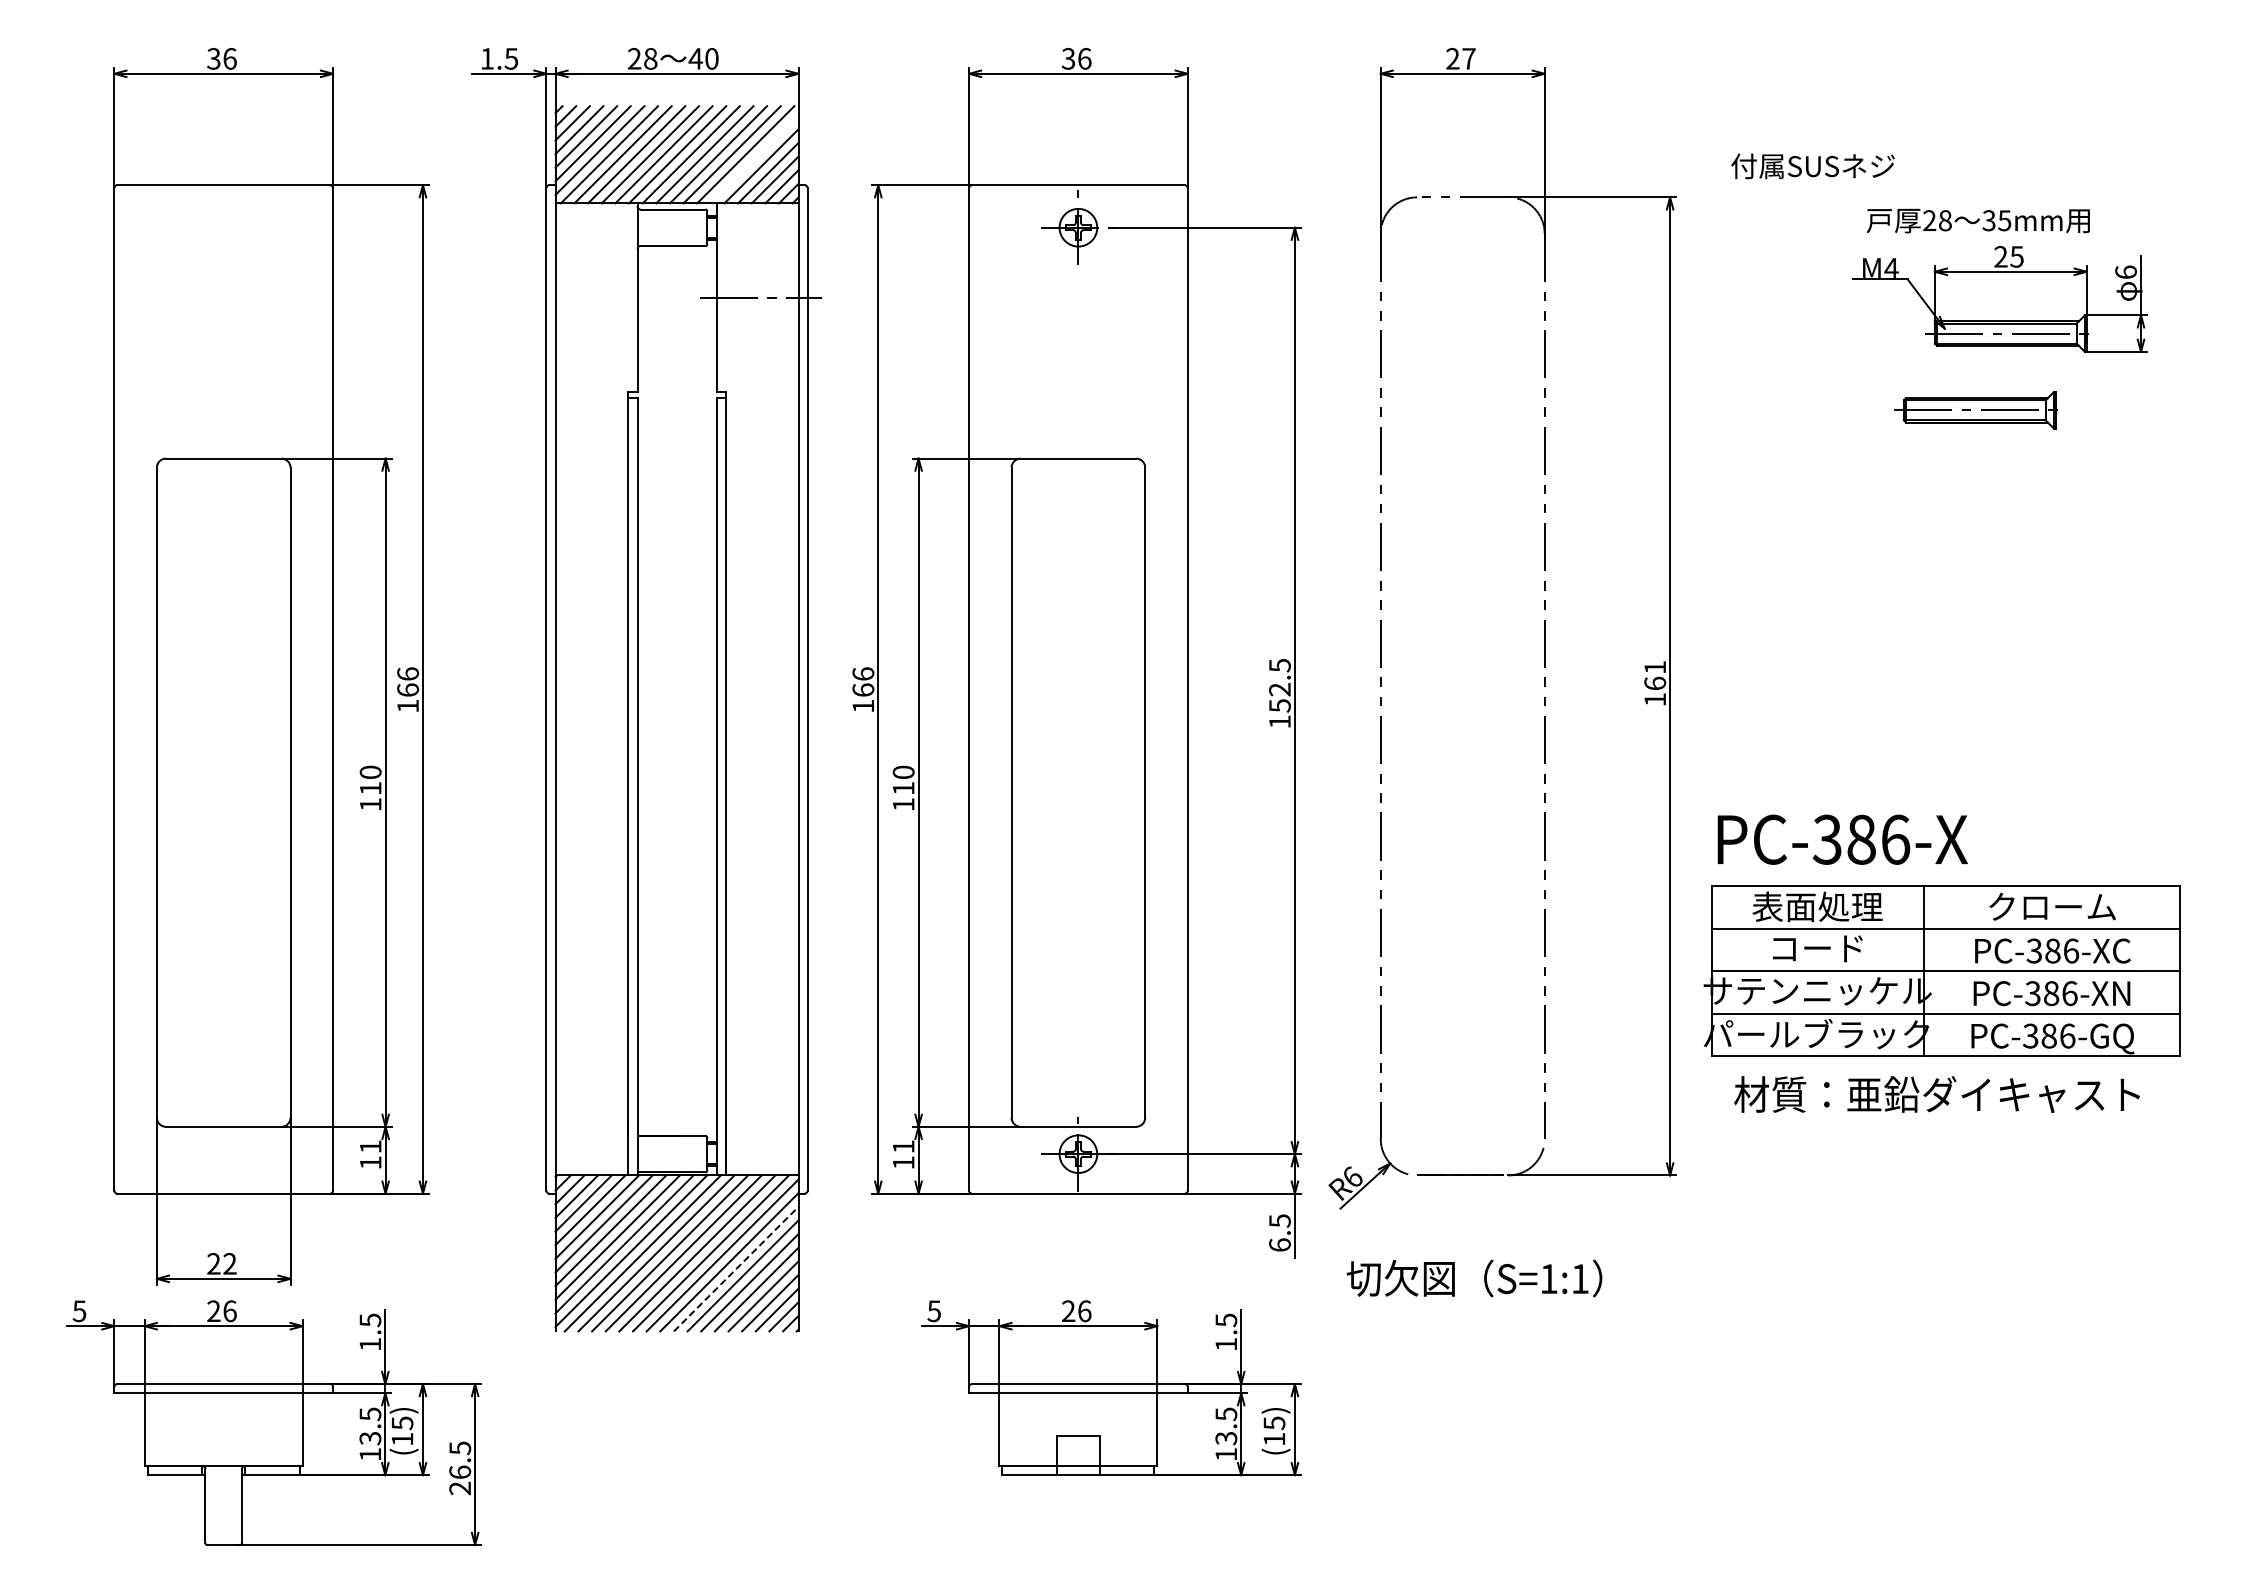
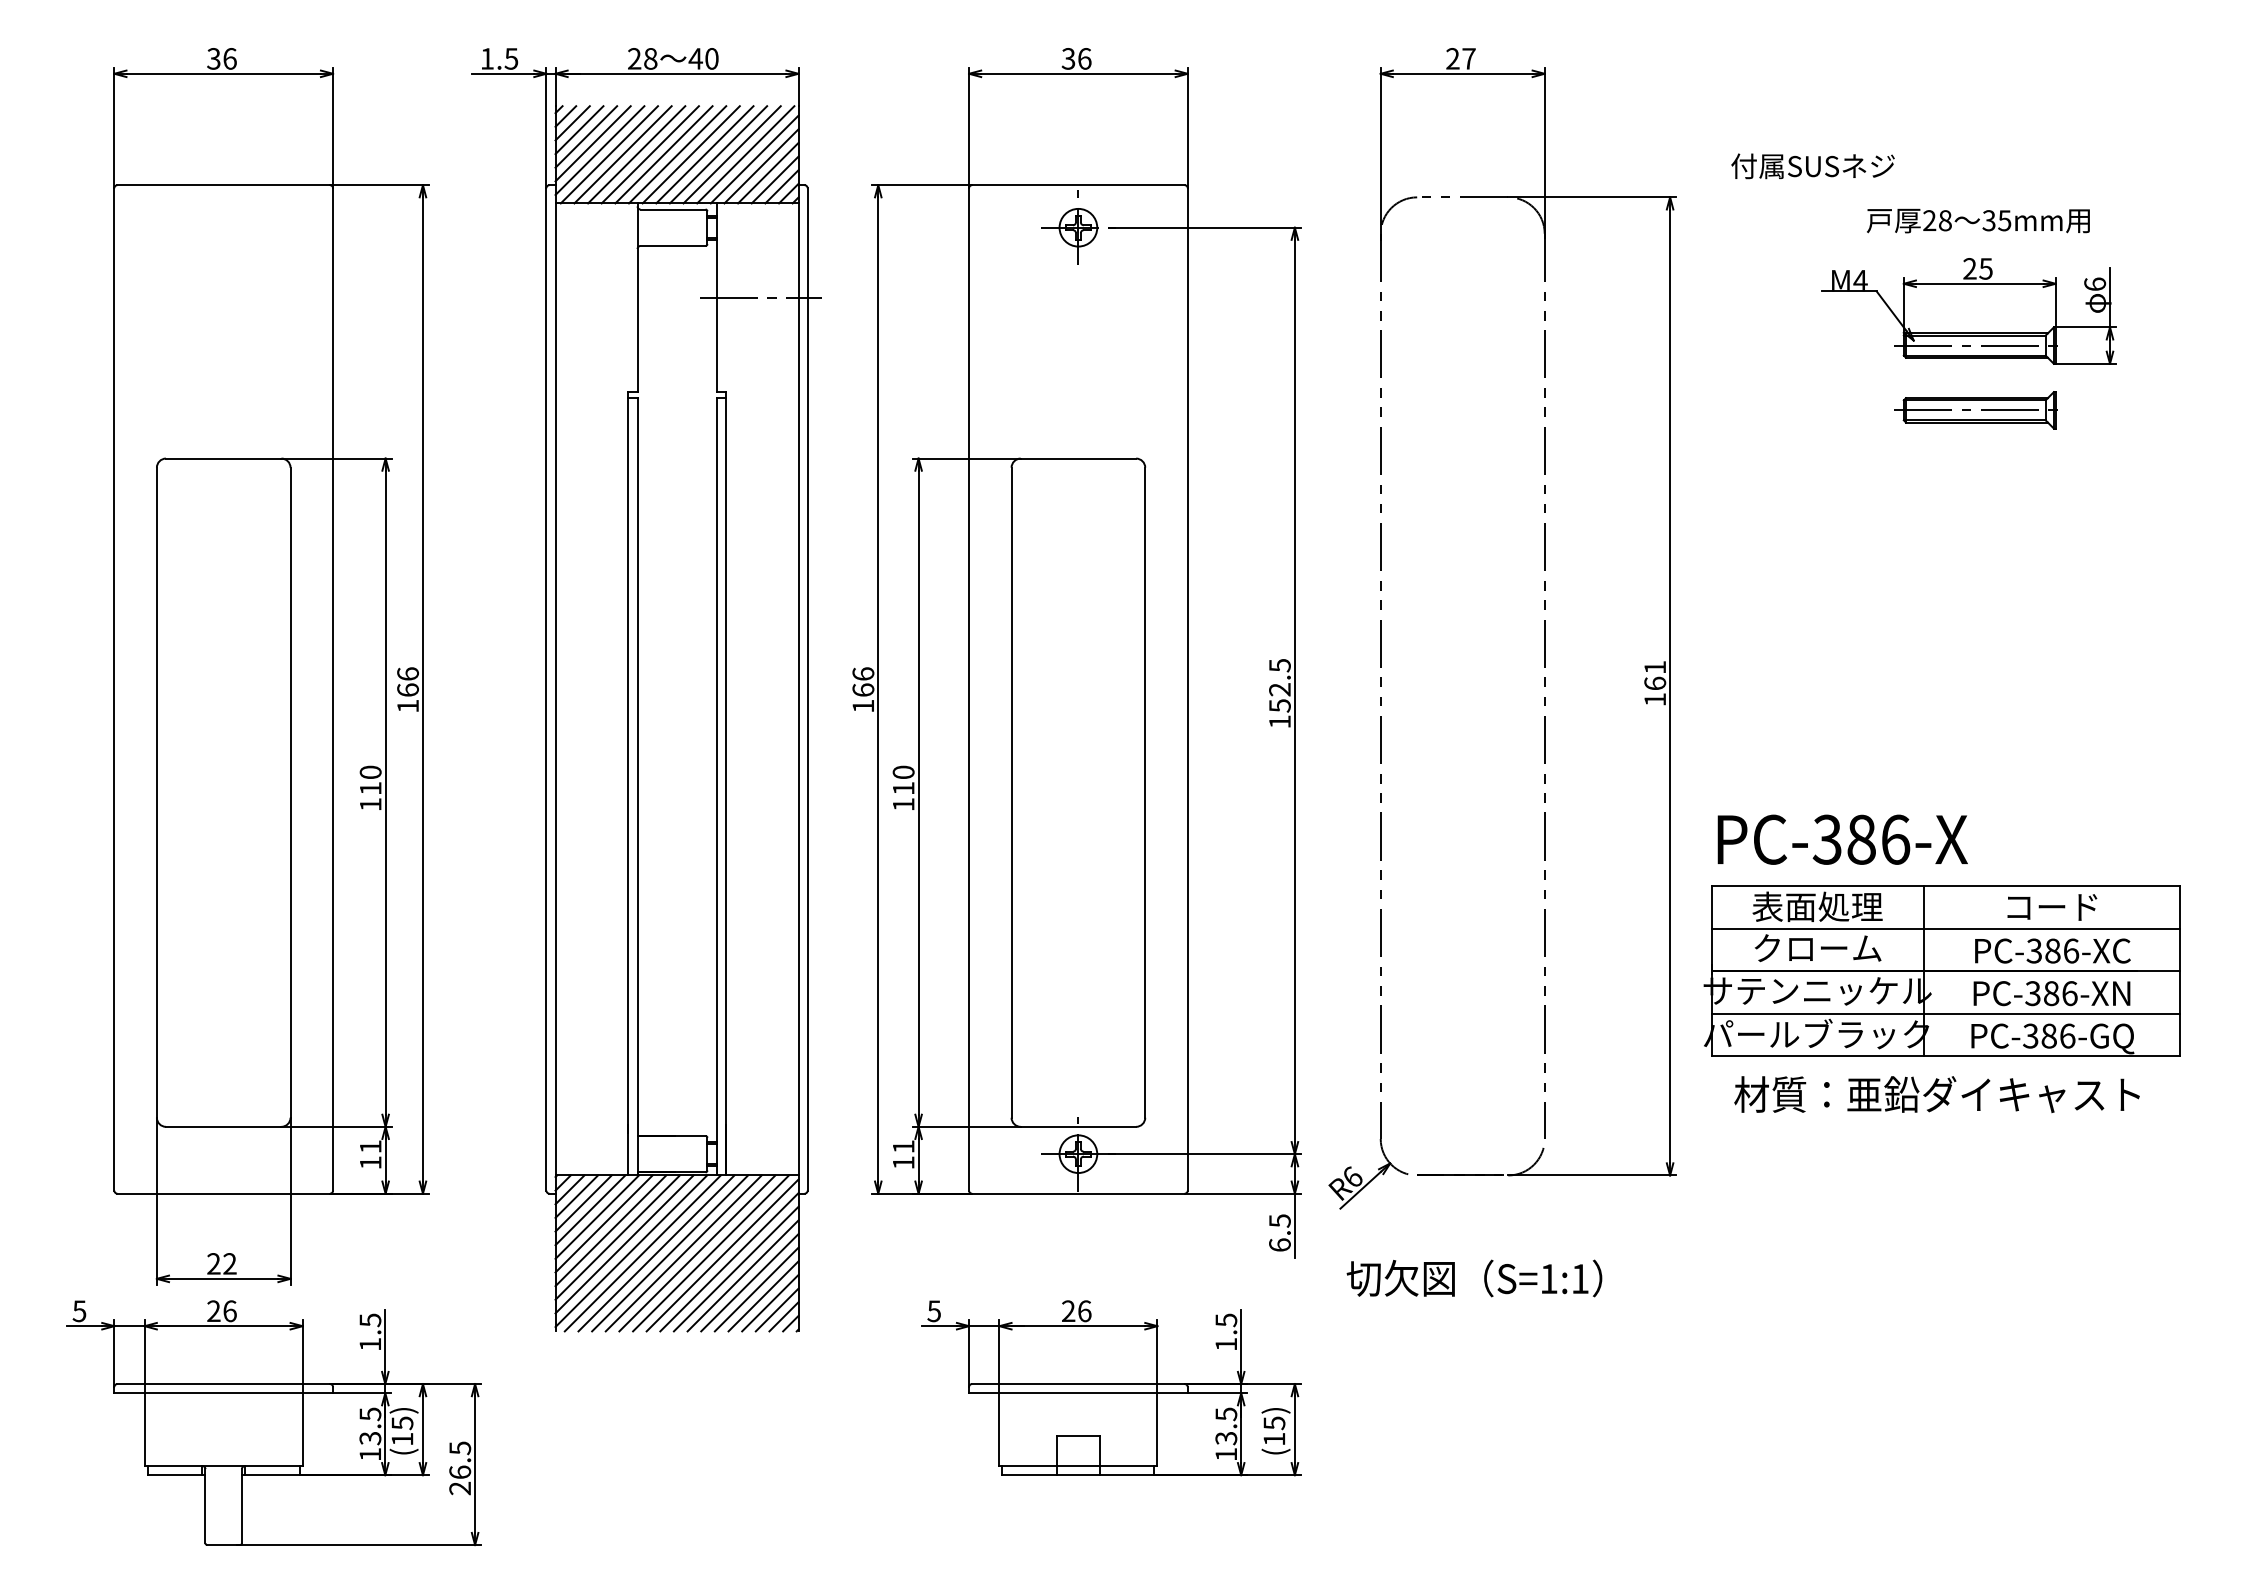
line: none -> present (754, 159)
part position: (1999, 299) -> (1968, 311) (1968, 311)
text: クローム -> コード (2052, 906)
text: コード -> クローム (1817, 948)
line: dashed -> solid (736, 1268)
